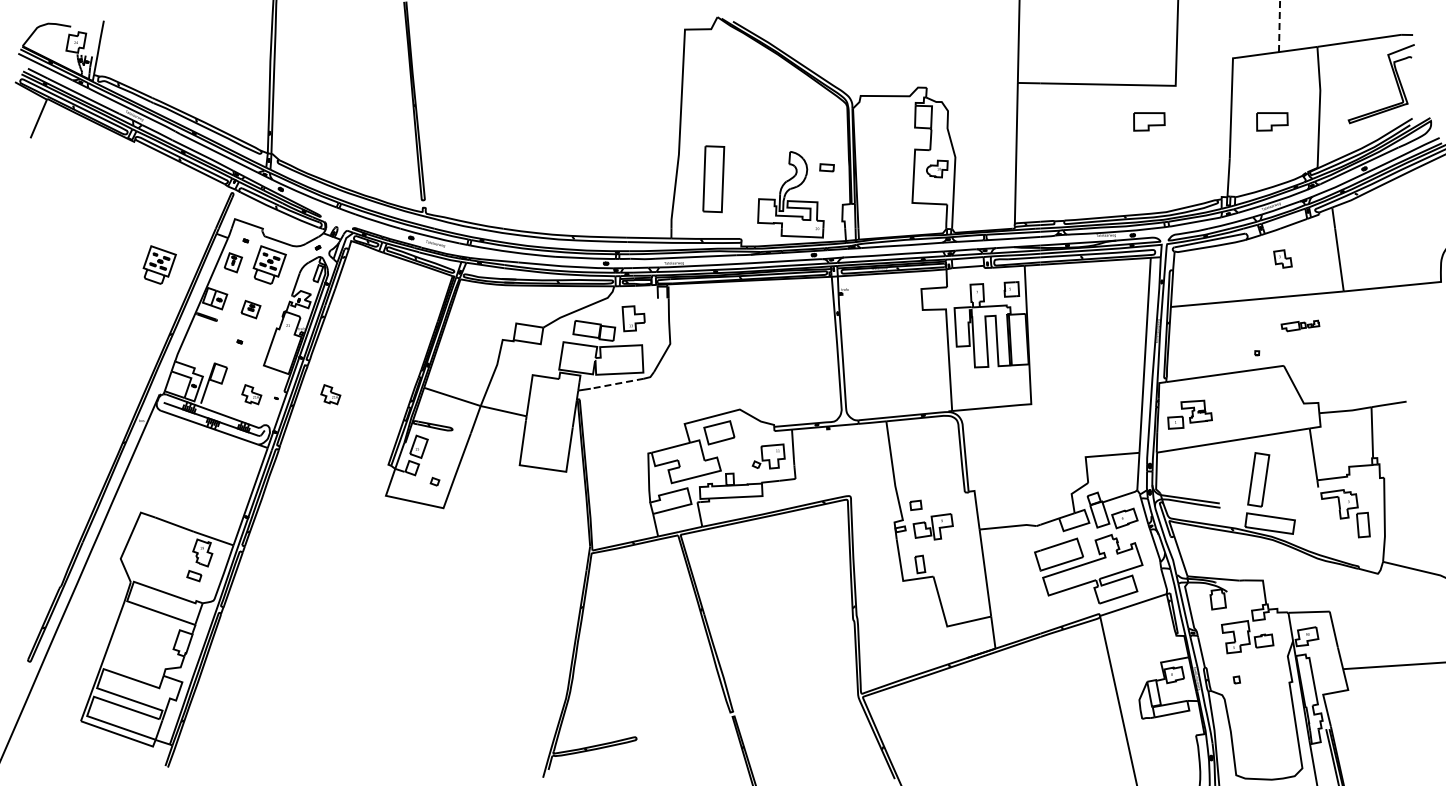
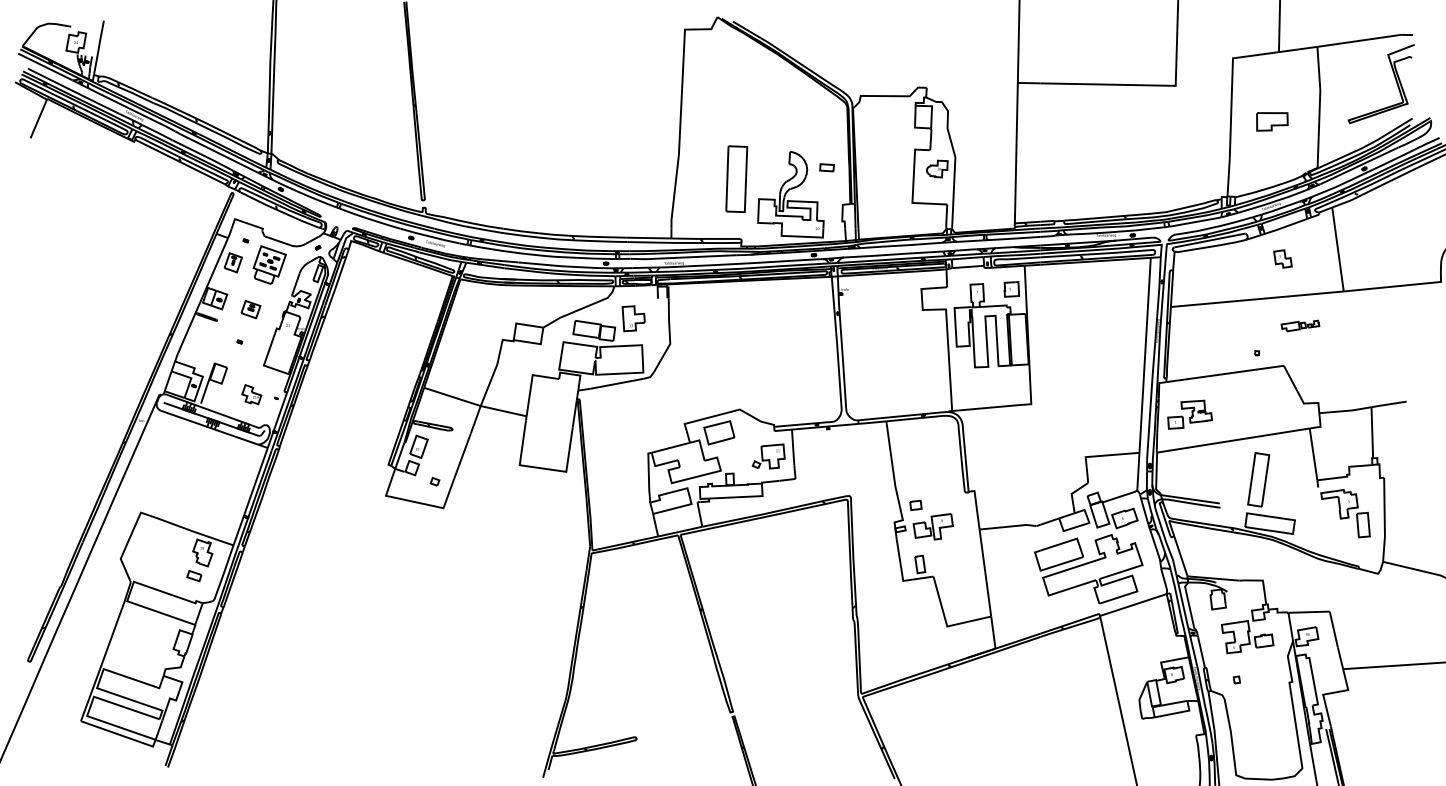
line: dashed -> solid (1279, 26)
part: present -> none (1149, 121)
part position: (713, 179) -> (736, 179) (736, 179)
part: present -> none (159, 264)
line: dashed -> solid (617, 383)
part: present -> none (330, 394)
